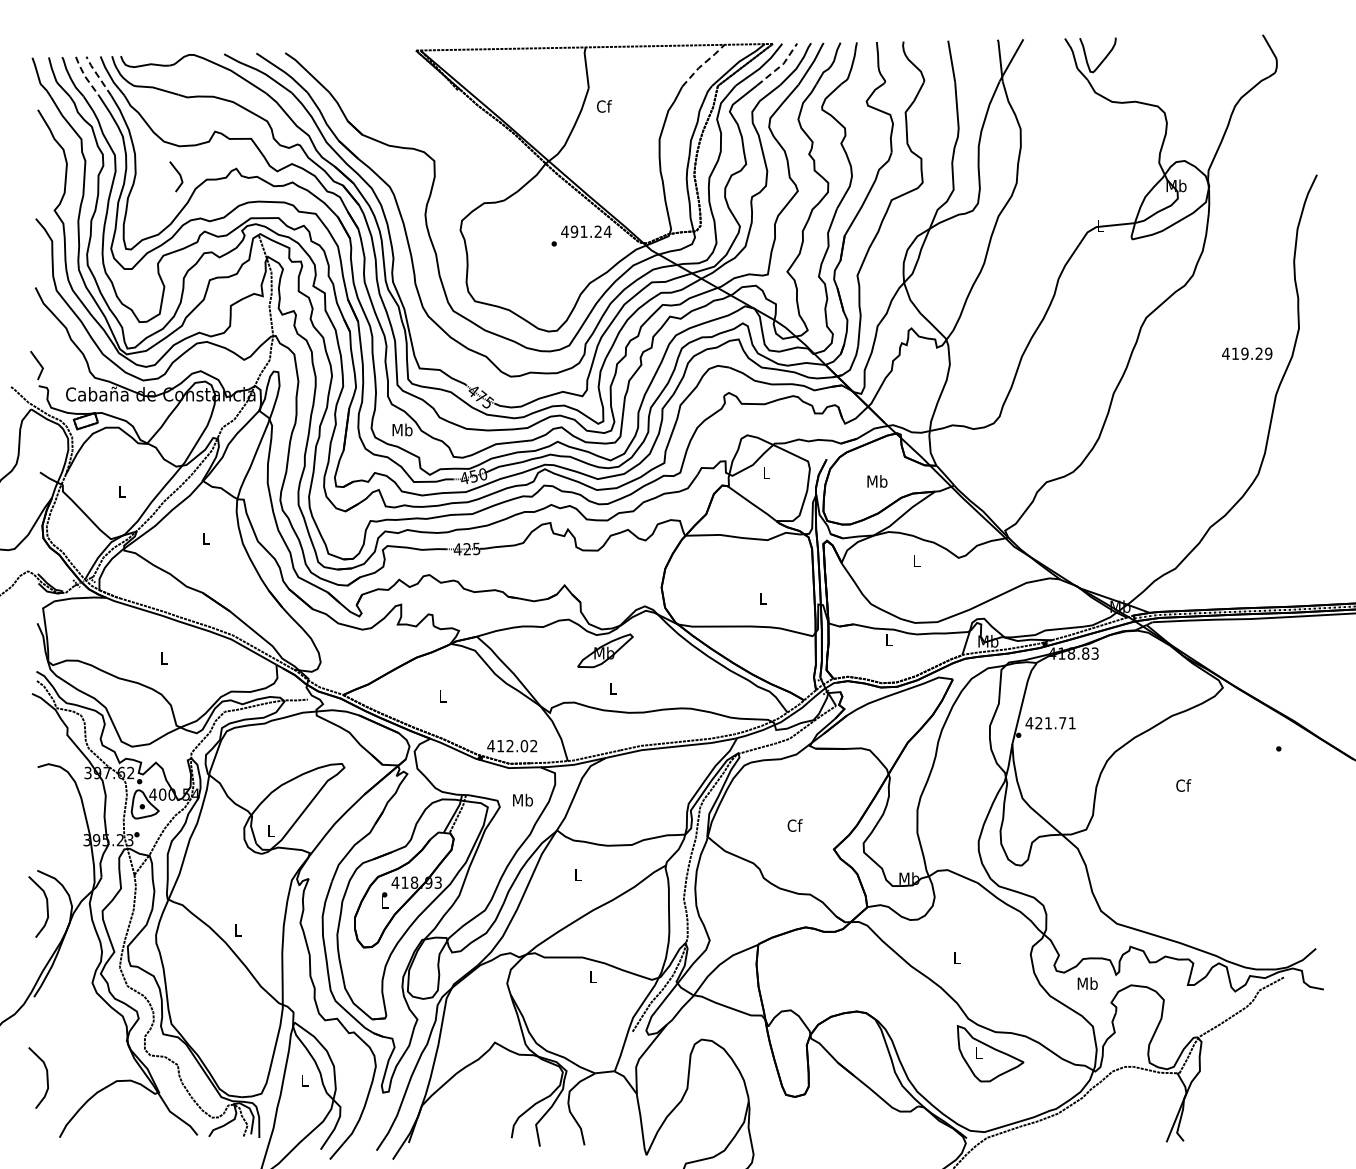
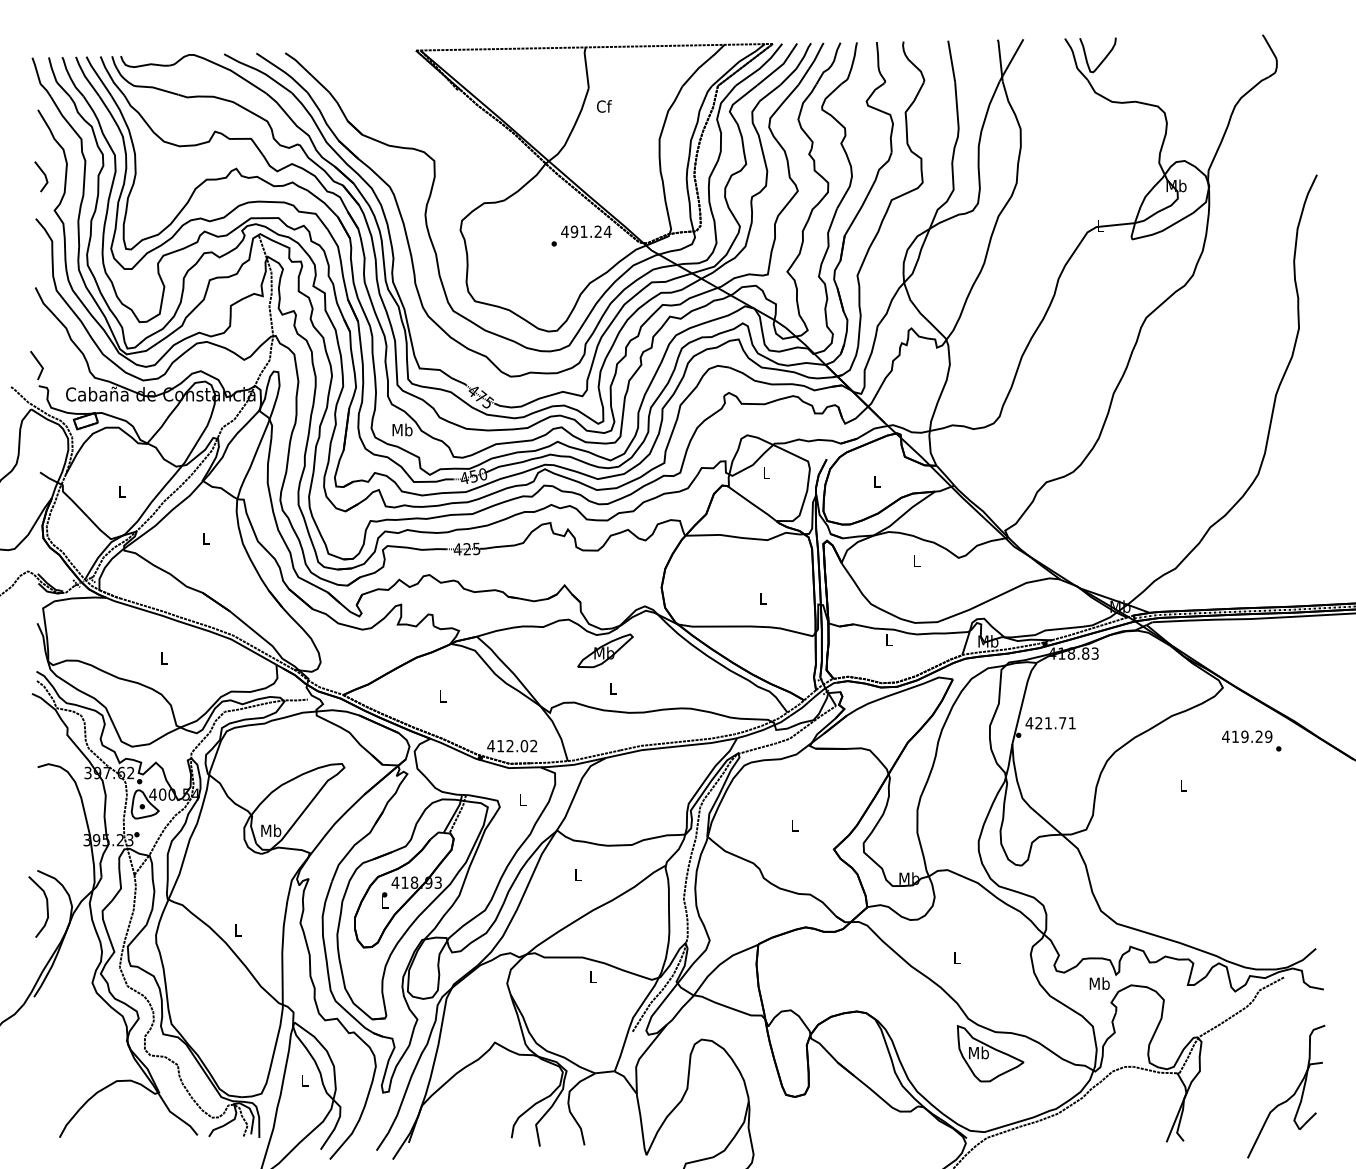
line: dashed -> solid (703, 64)
line: dashed -> solid (780, 66)
line: dashed -> solid (98, 76)
line: dashed -> solid (85, 77)
line position: (178, 174) -> (43, 174) (43, 174)
text position: (1247, 353) -> (1247, 736) (1247, 736)
text: Mb -> L (877, 481)
text: Cf -> L (1183, 785)
text: Mb -> L (522, 799)
text: Cf -> L (794, 825)
text: L -> Mb (271, 830)
text position: (1087, 983) -> (1099, 983) (1099, 983)
text: L -> Mb (978, 1052)
curve: present -> none (46, 1077)
part: none -> present (1291, 1095)
